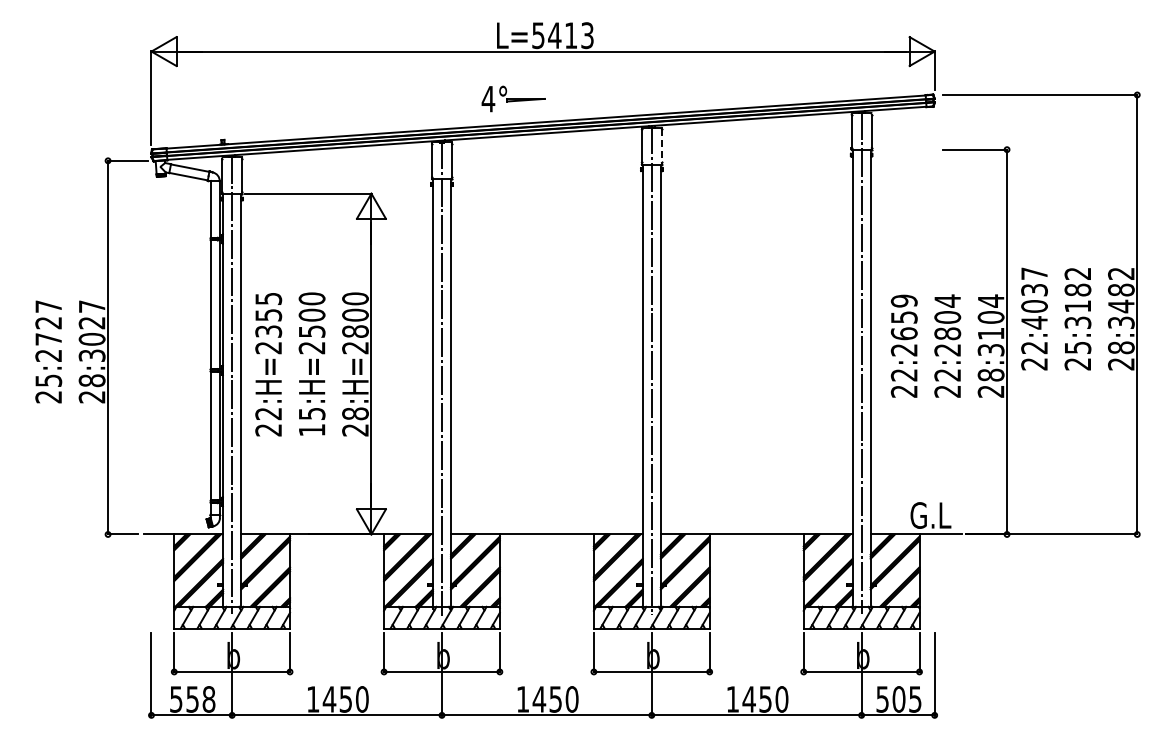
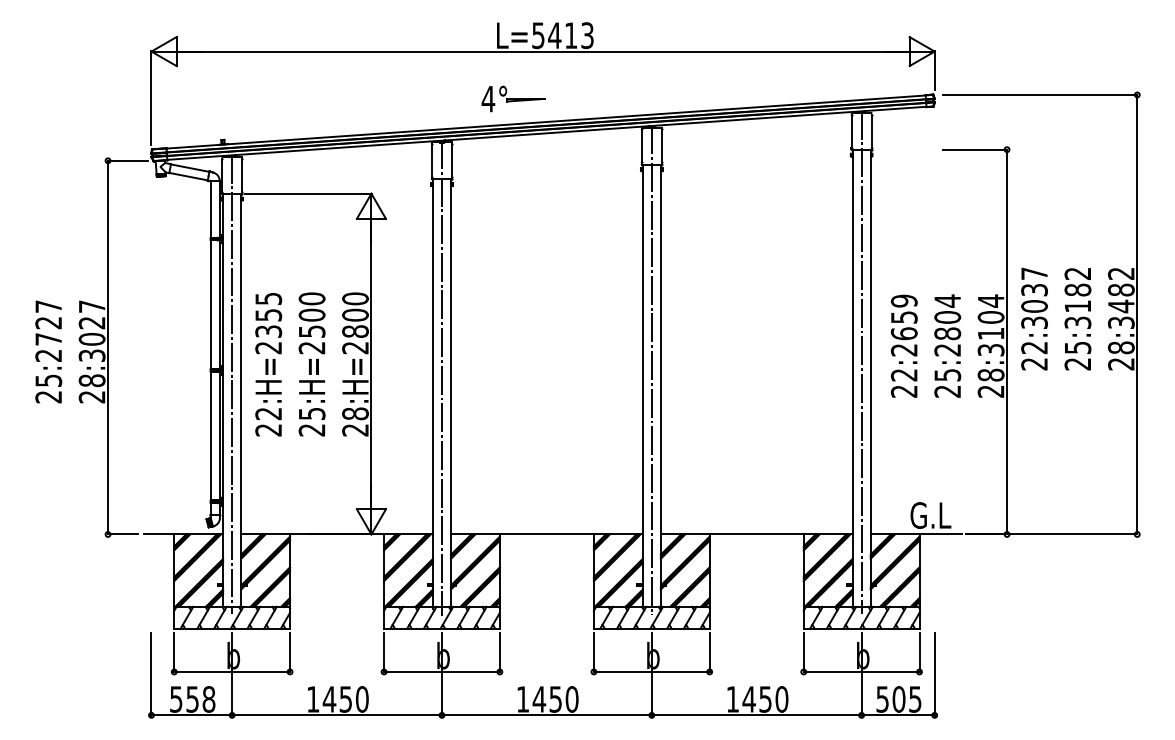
line: dashed -> solid (661, 146)
text: 22:4037 -> 22:3037 (1034, 322)
text: 22:2804 -> 25:2804 (947, 375)
text: 15:H=2500 -> 25:H=2500 (311, 430)
